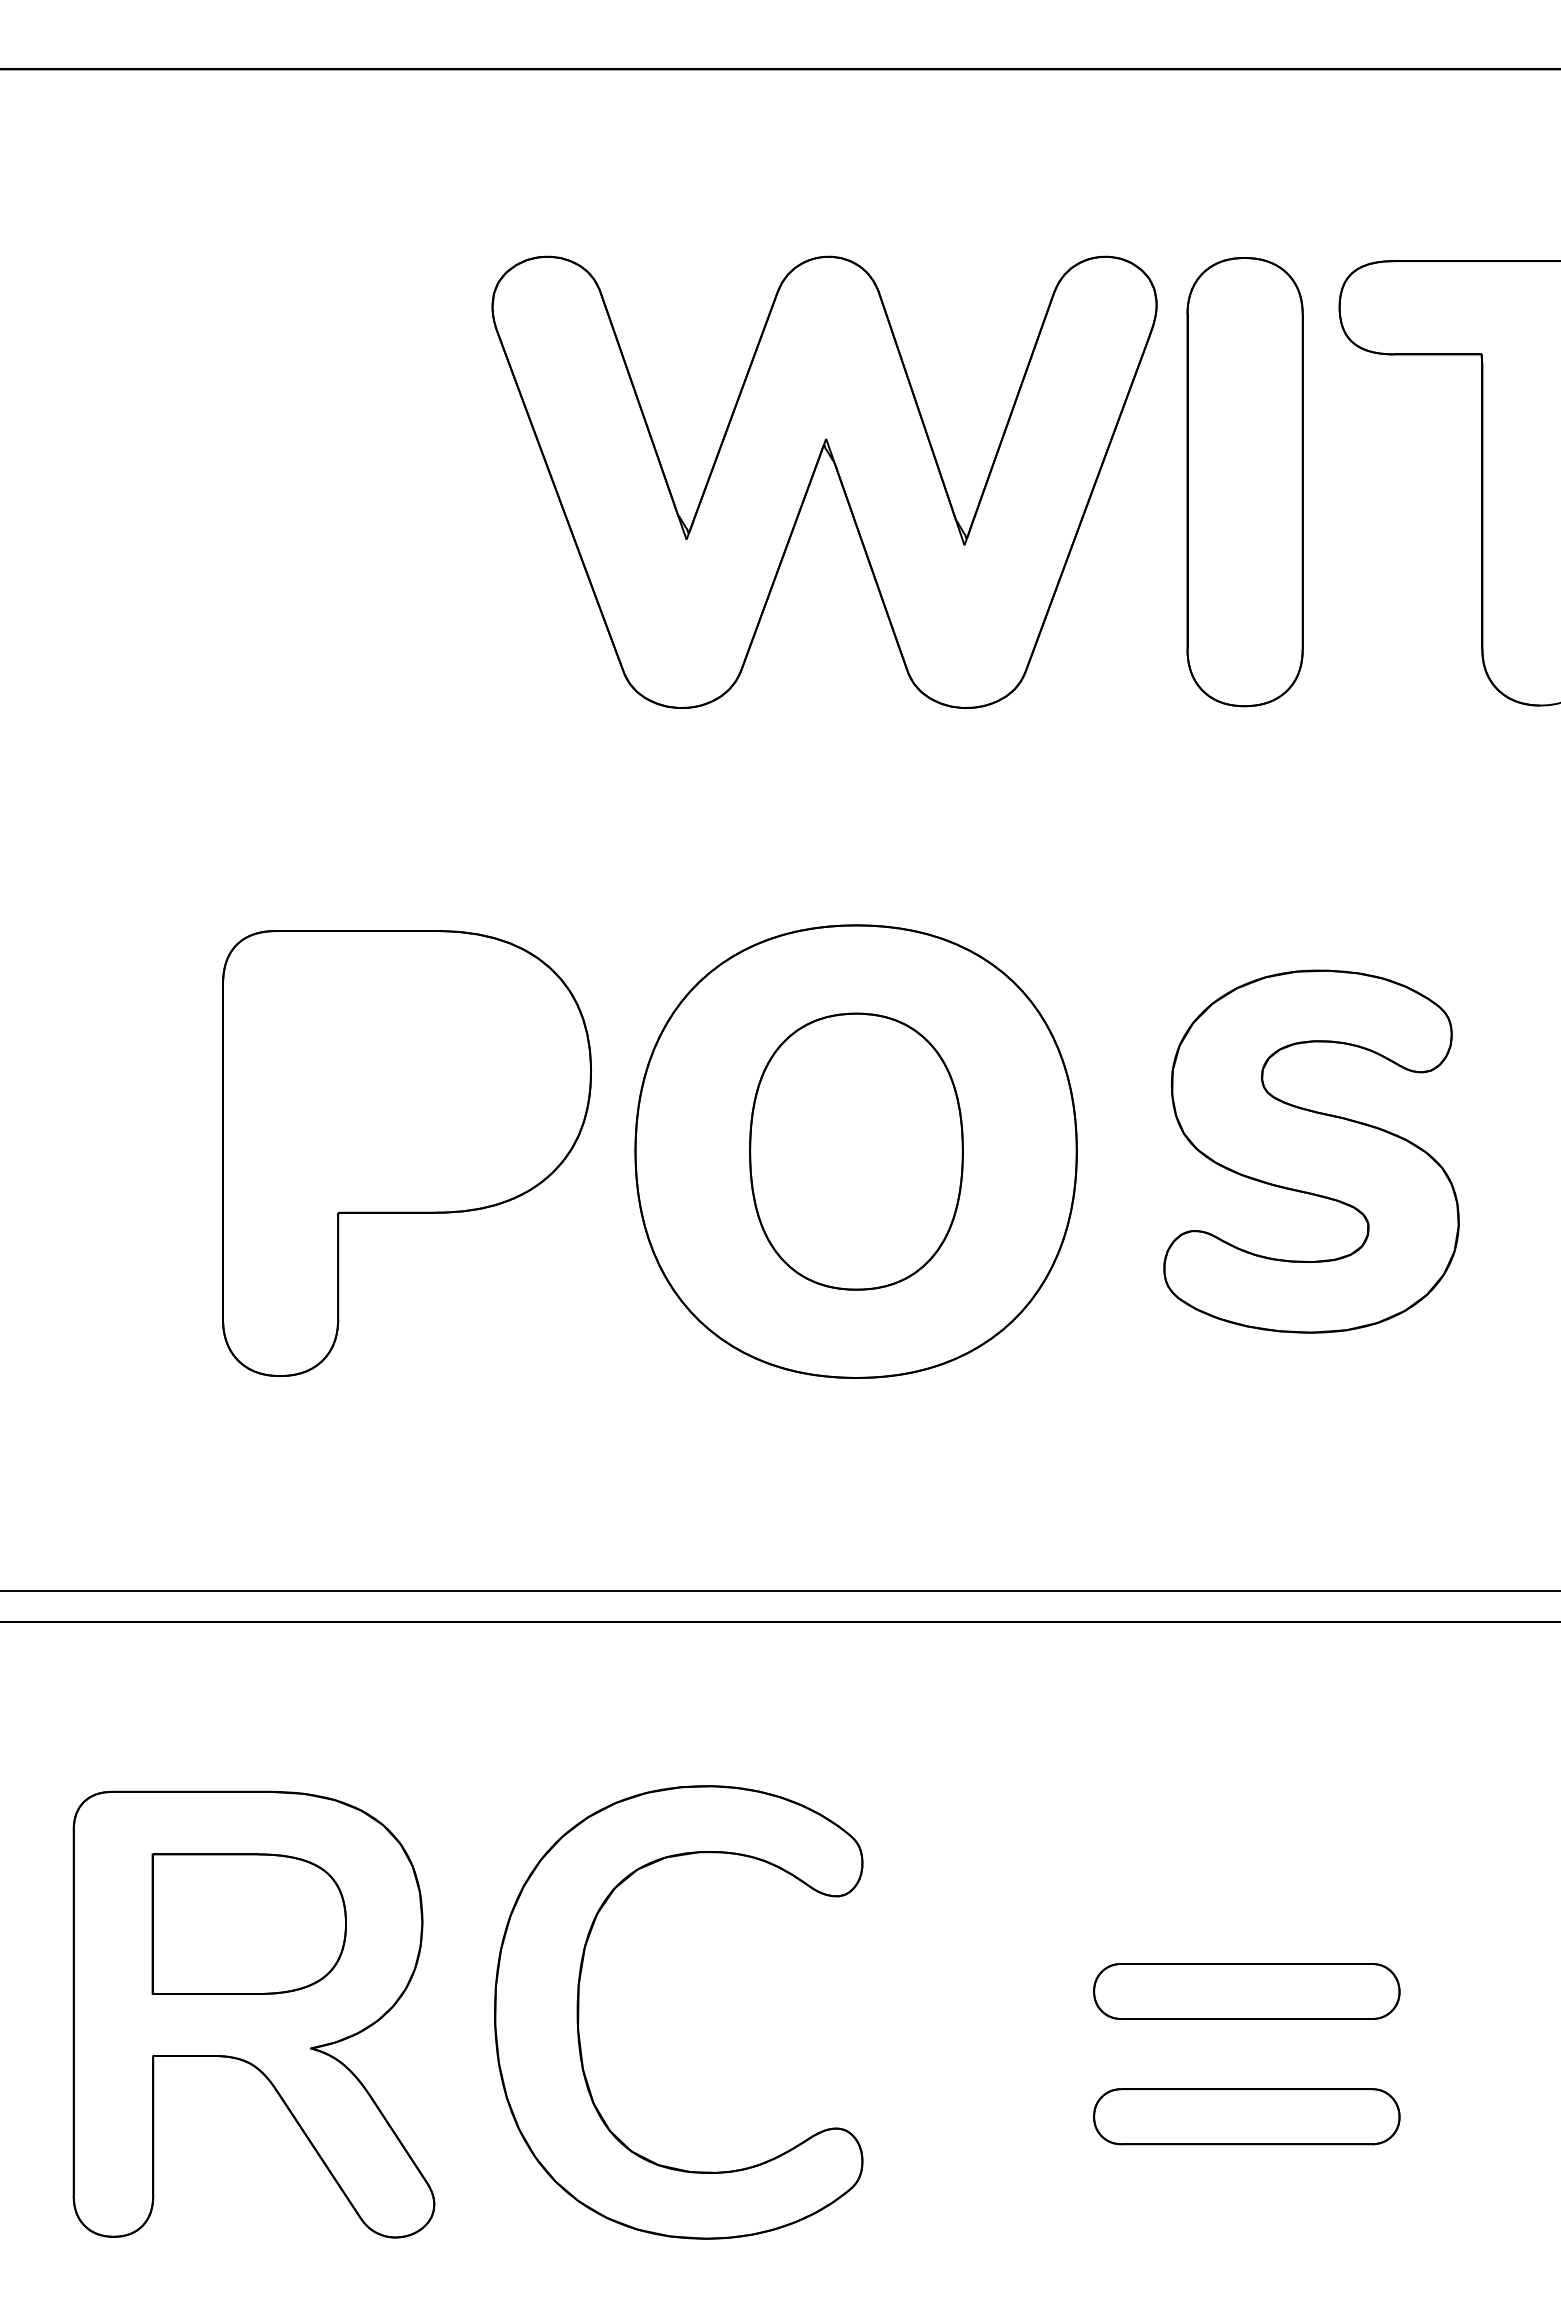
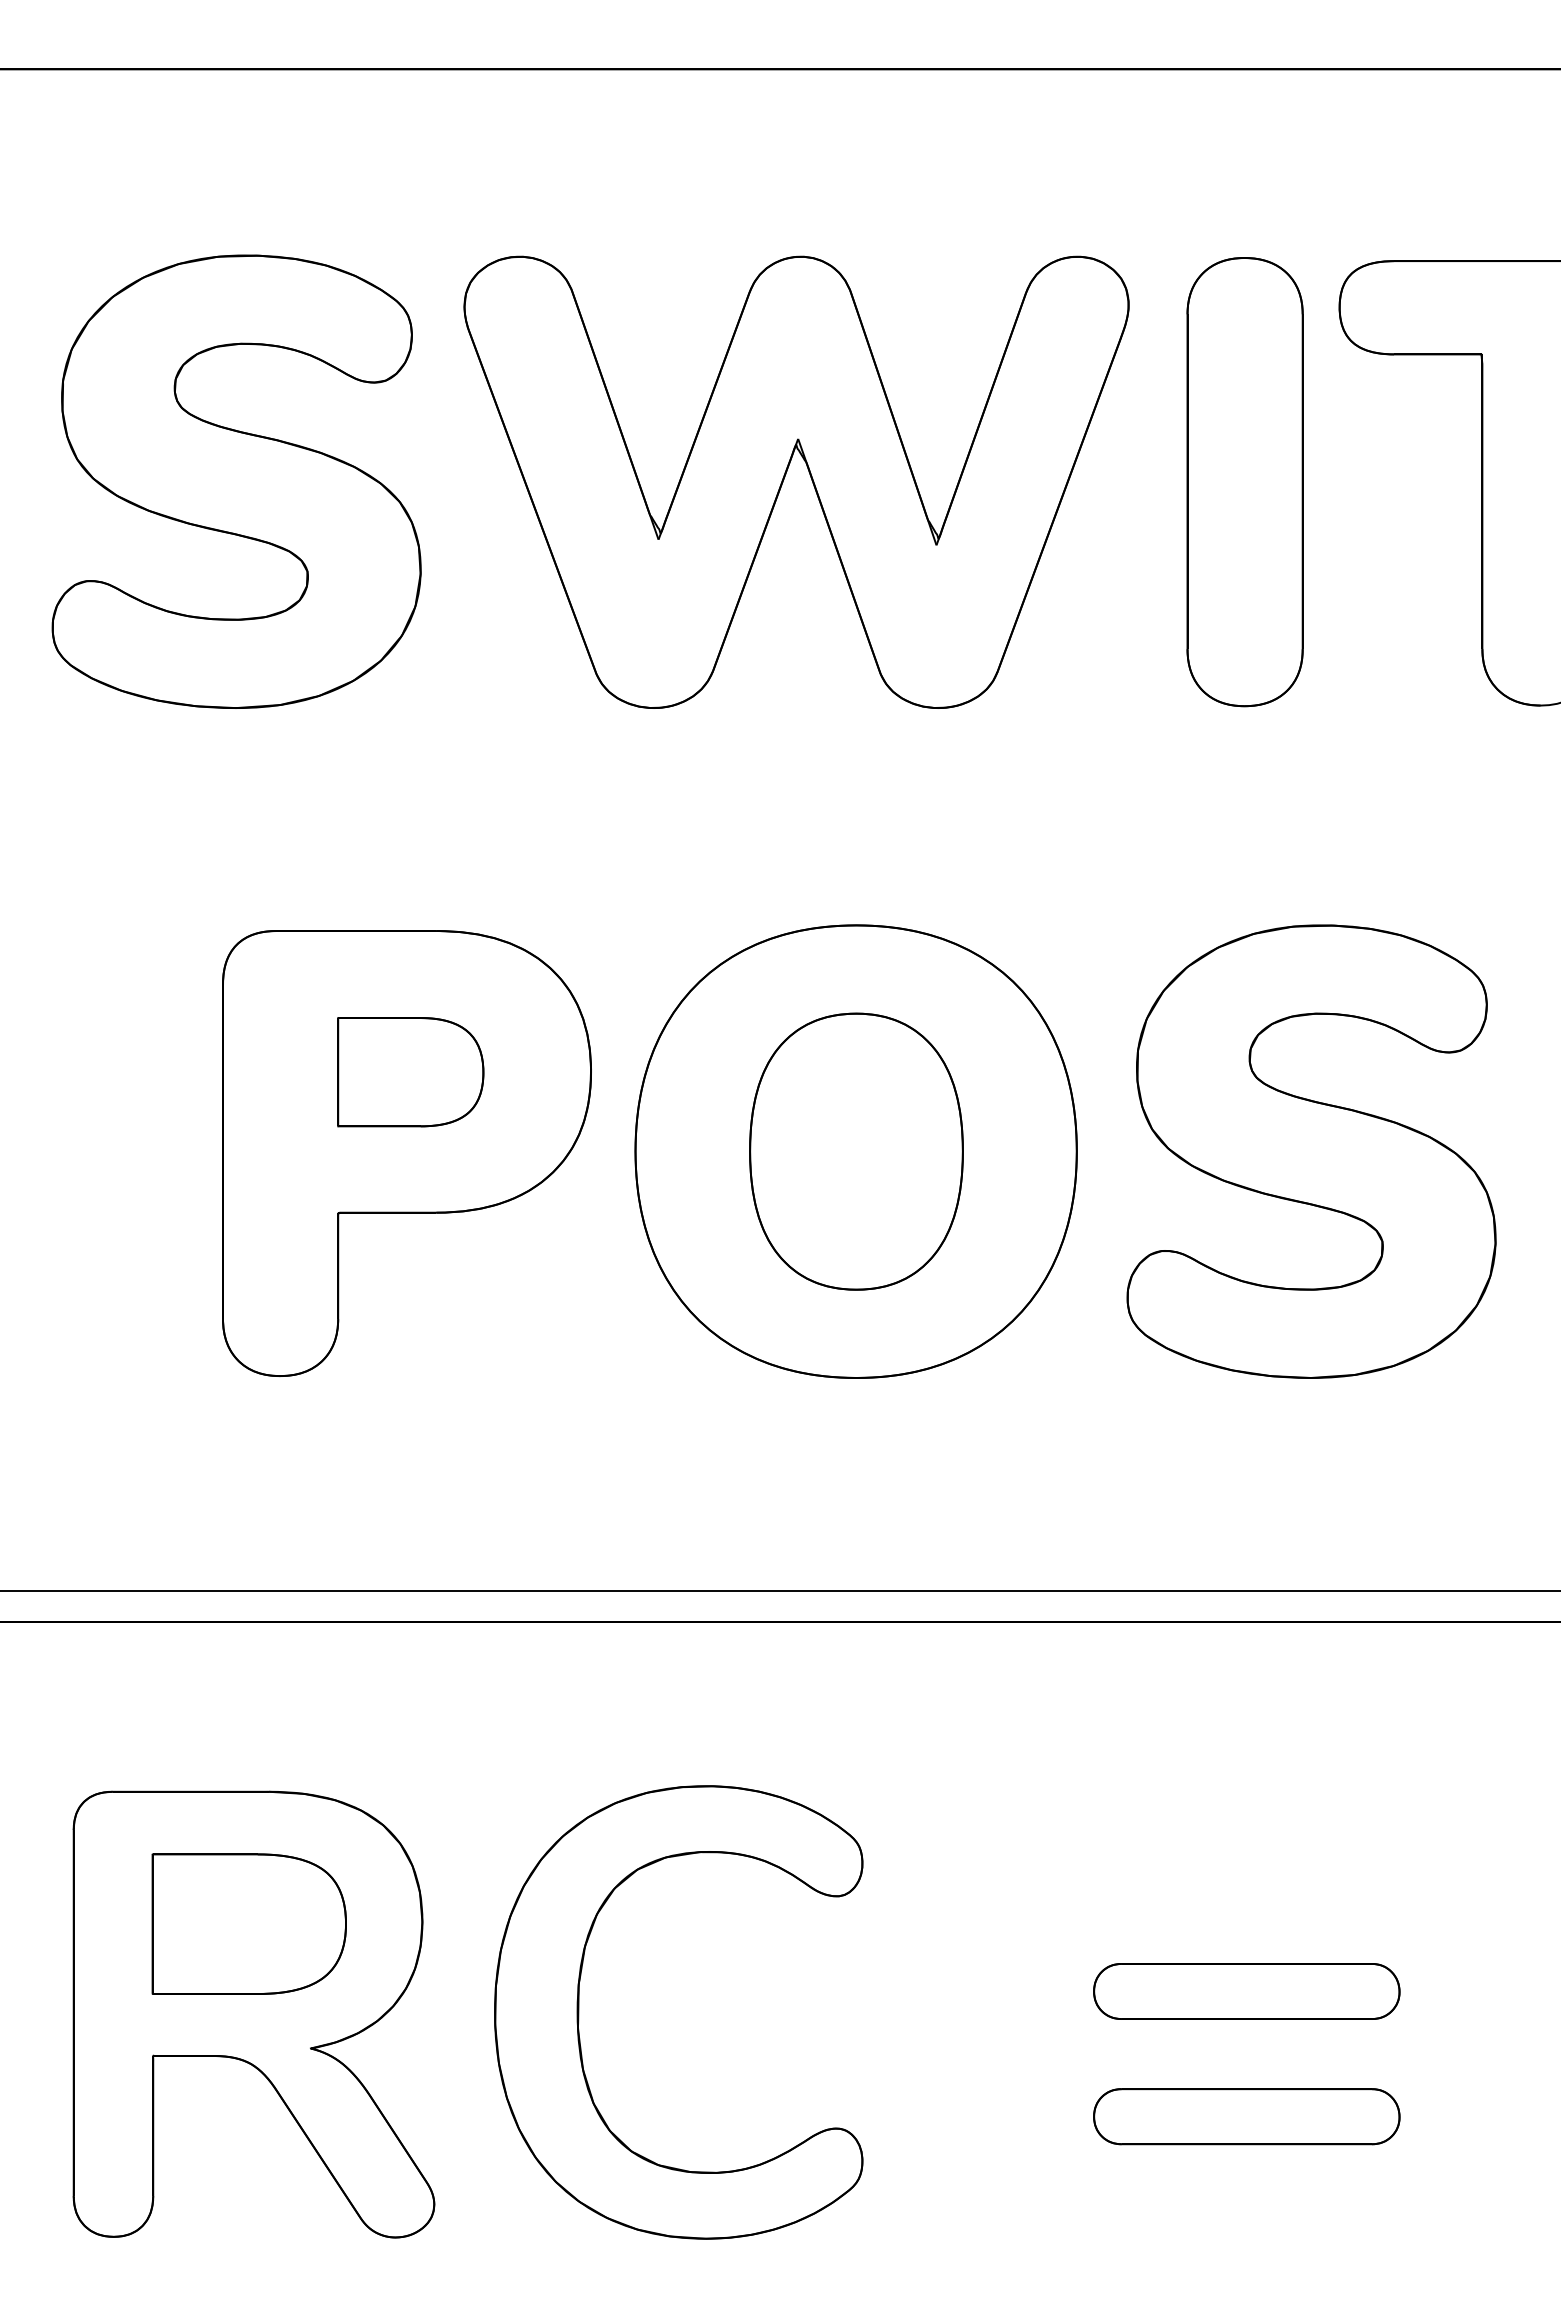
part position: (813, 477) -> (785, 477) (785, 477)
part: none -> present (236, 481)
part: none -> present (410, 1072)
part size: 297x365 px -> 371x455 px (1311, 1151)
